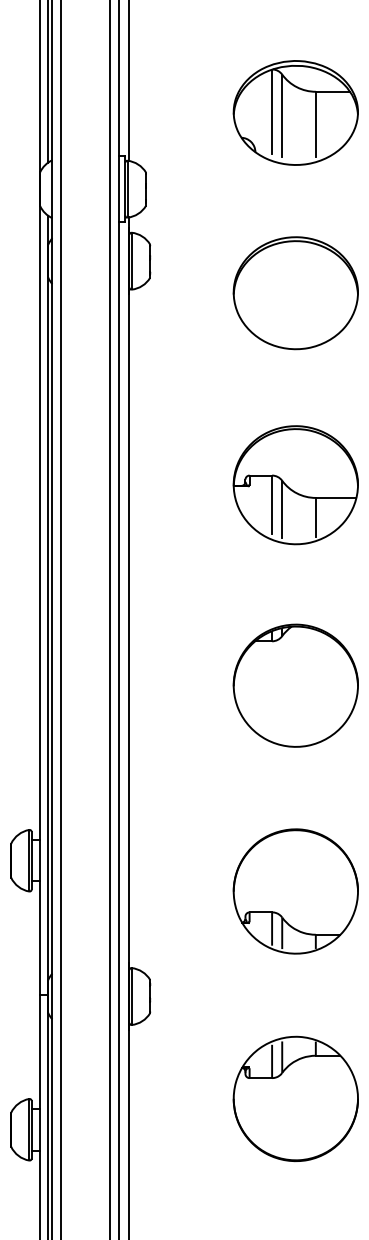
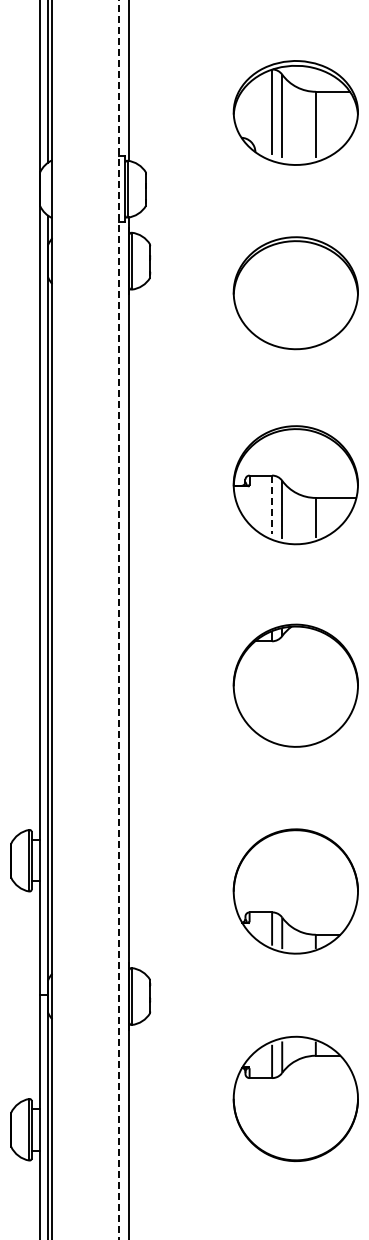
line: solid -> dashed (272, 505)
line: present -> none (60, 619)
line: present -> none (110, 619)
line: solid -> dashed (118, 619)
